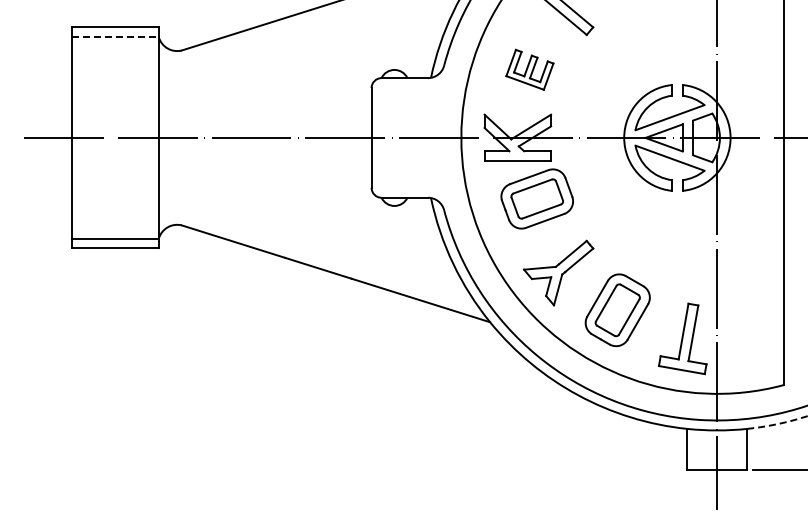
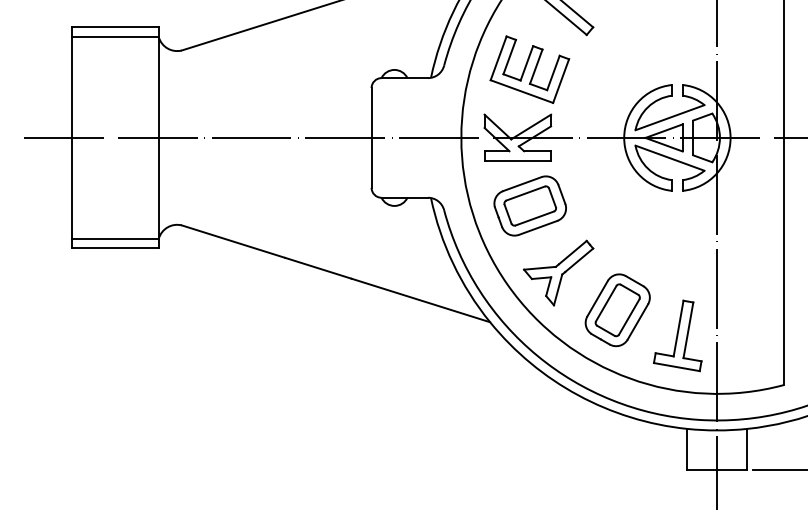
line: dashed -> solid (116, 37)
part size: 50x43 px -> 82x70 px (529, 69)
part position: (536, 198) -> (529, 205) (529, 205)
part position: (682, 338) -> (677, 335) (677, 335)
arc: dashed -> solid (778, 423)
